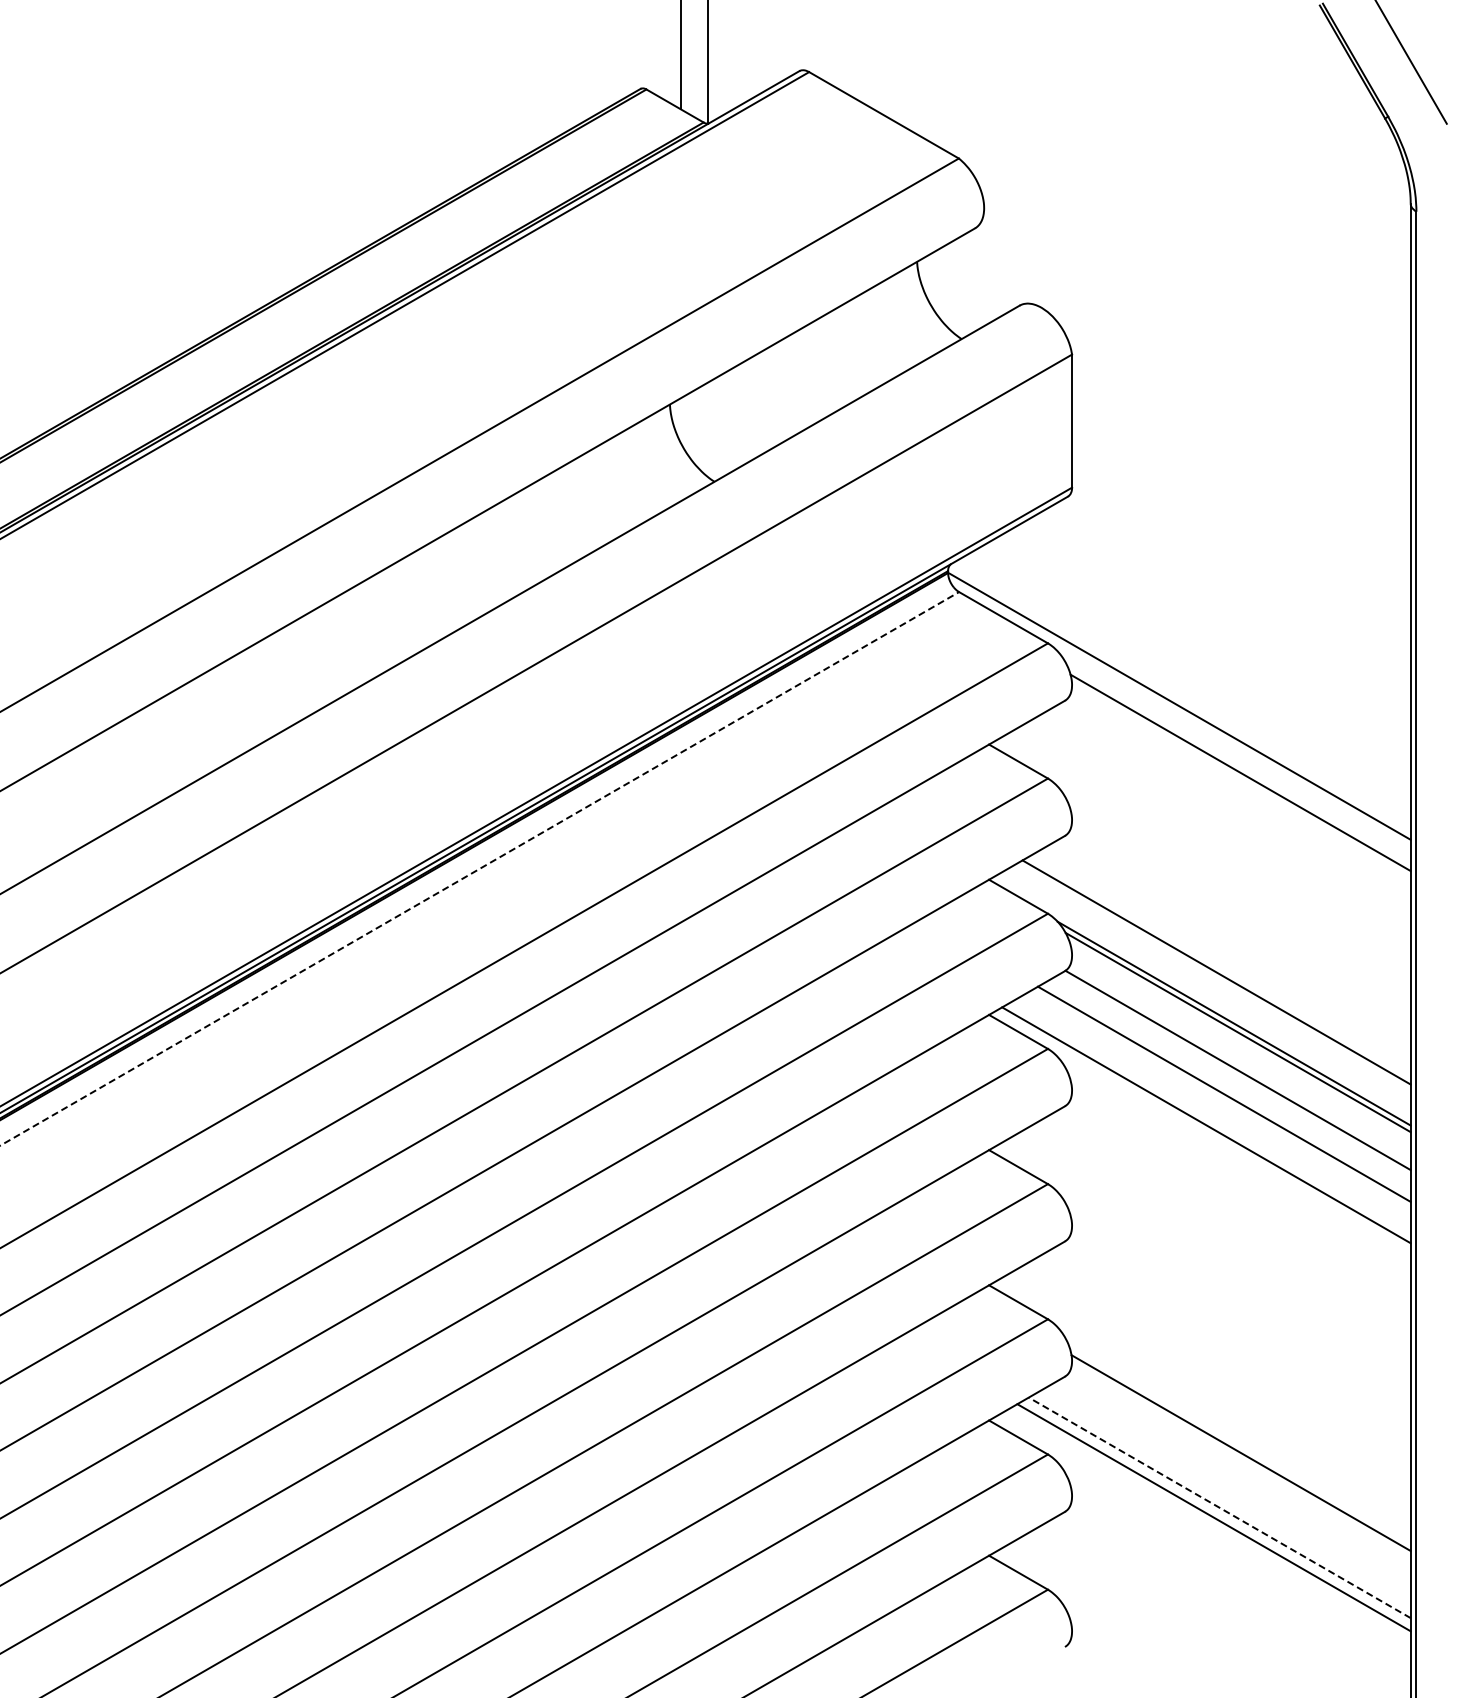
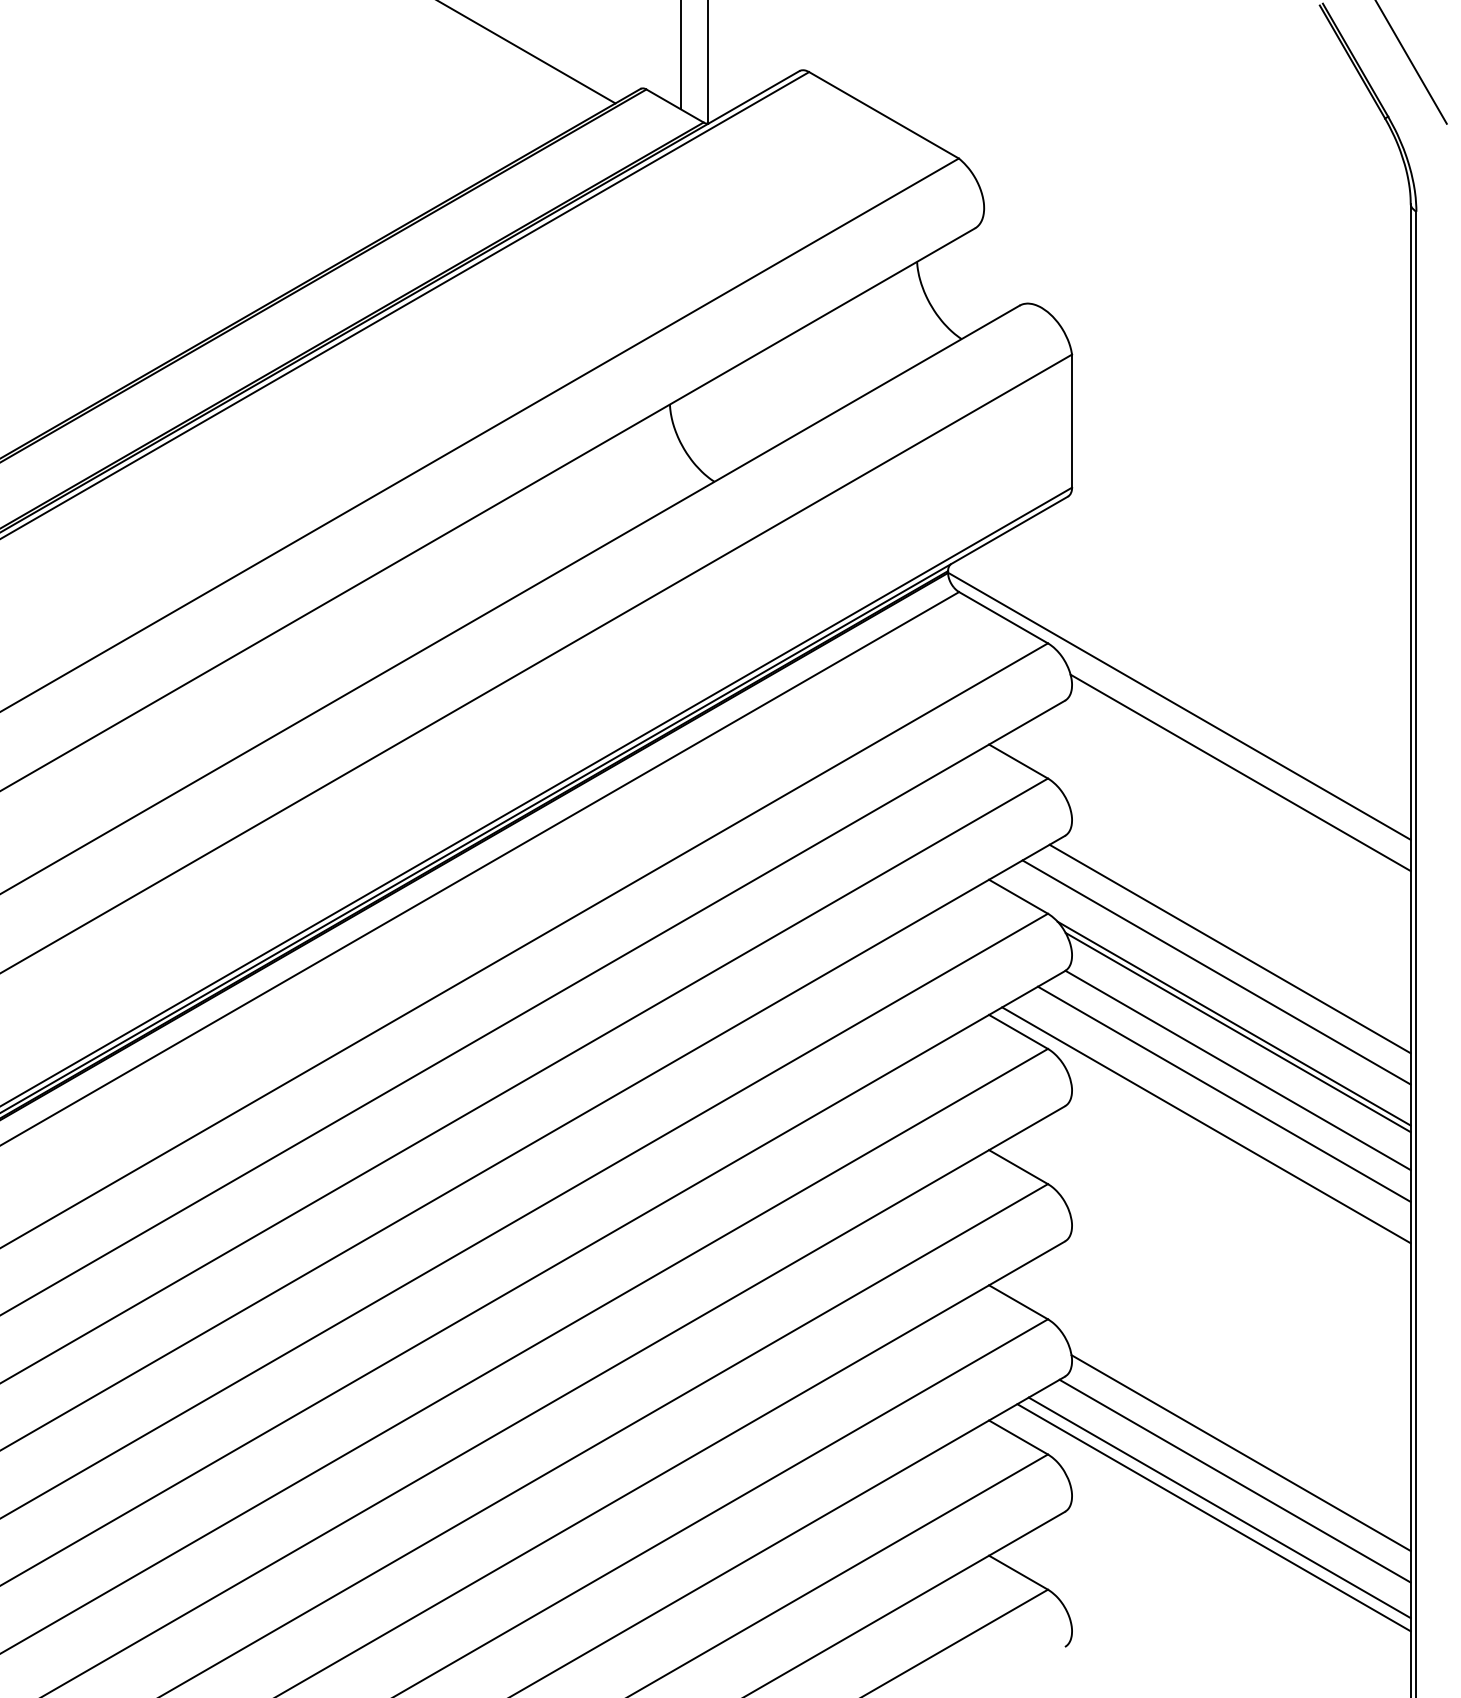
line: none -> present (527, 52)
line: dashed -> solid (480, 868)
line: none -> present (1229, 948)
line: none -> present (1234, 1480)
line: dashed -> solid (1219, 1507)
